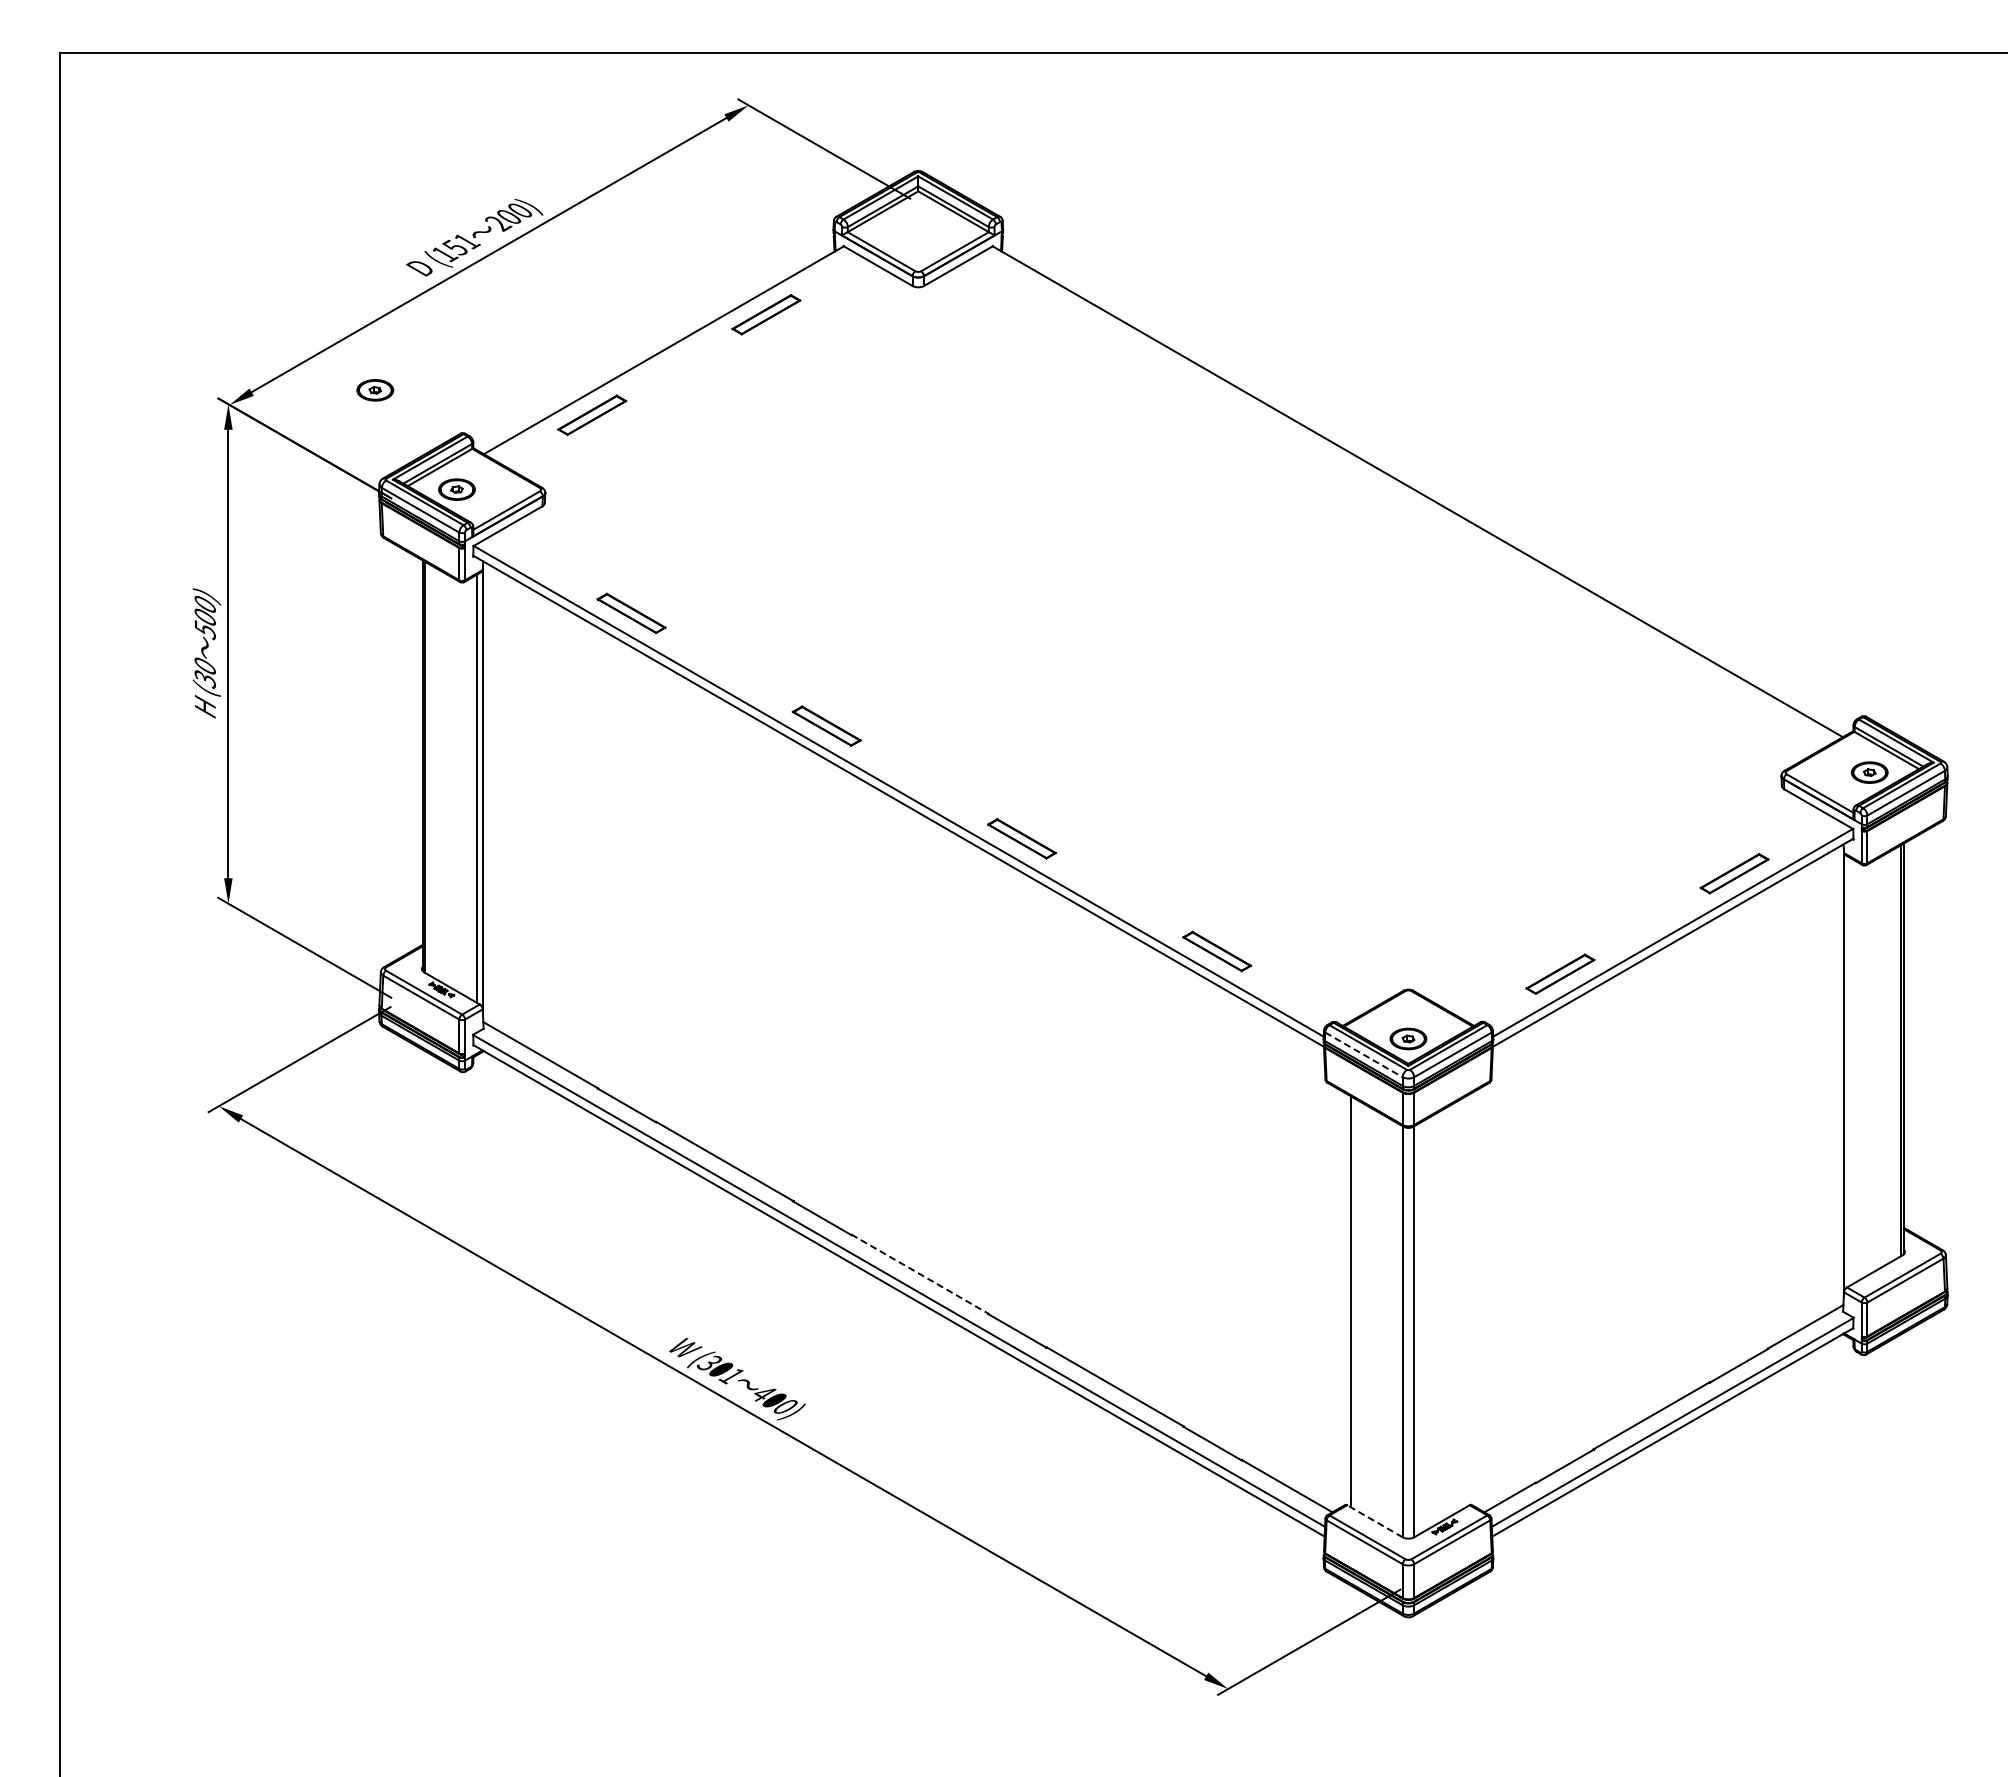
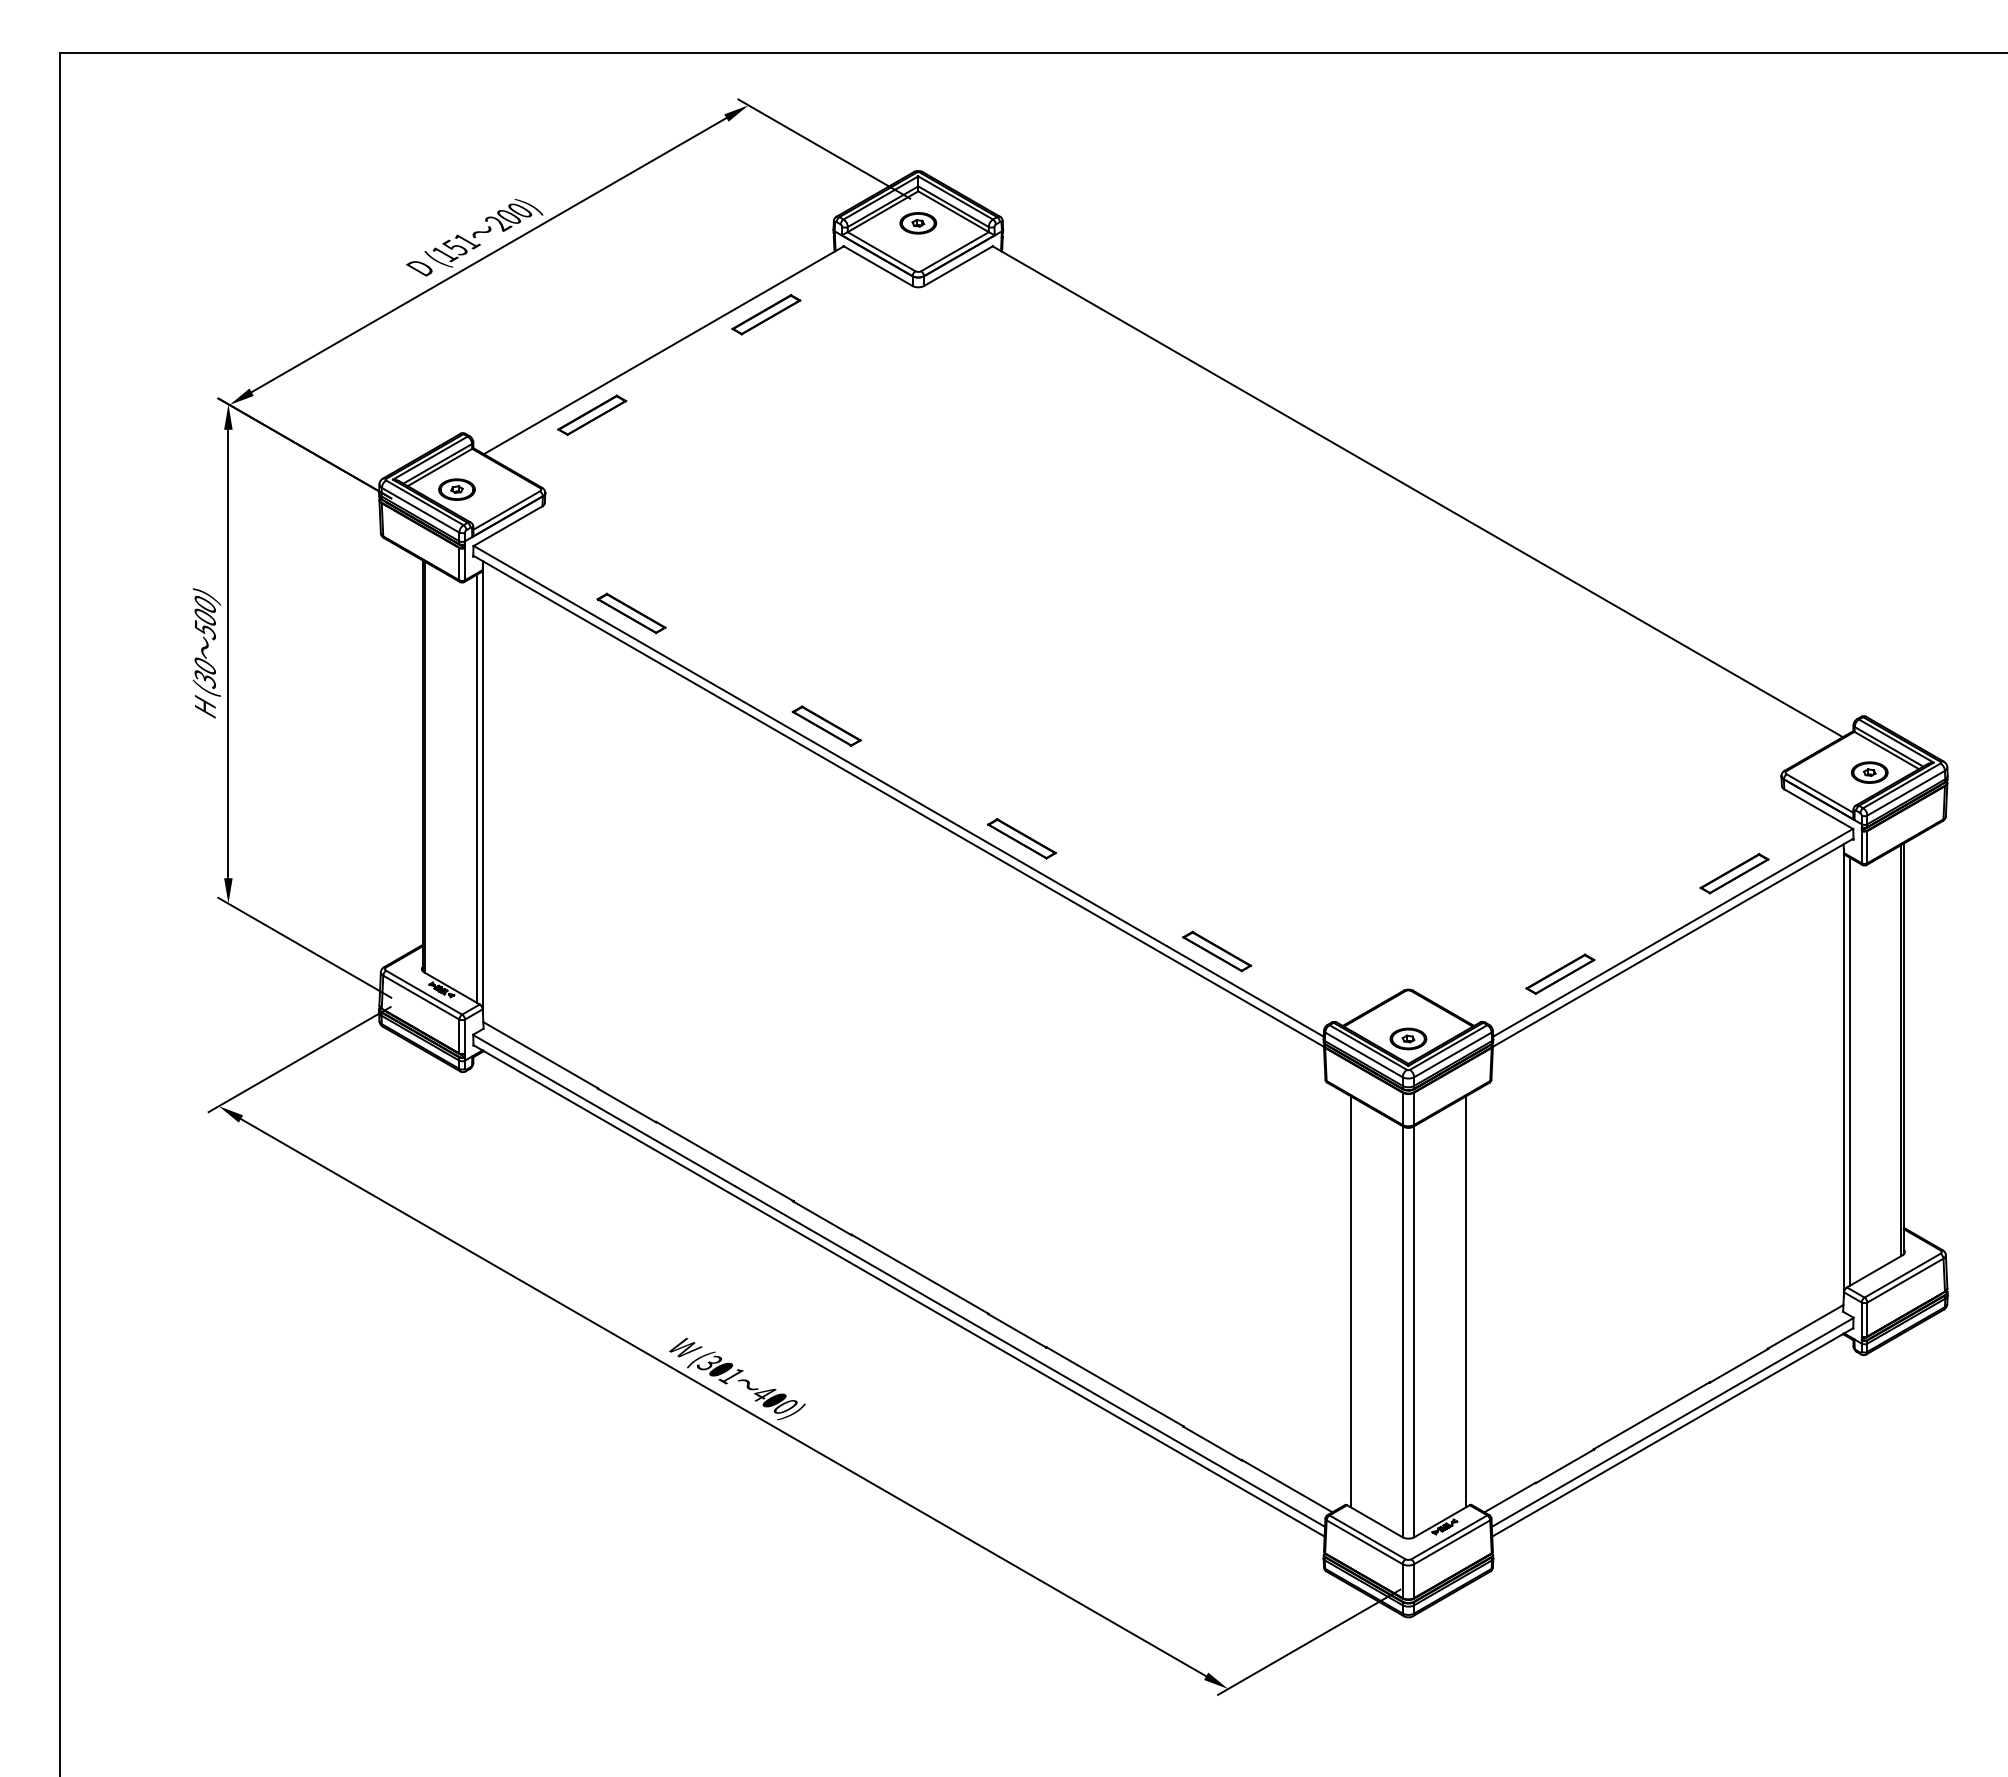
part position: (375, 390) -> (918, 223) (918, 223)
line: dashed -> solid (1363, 1054)
line: none -> present (1849, 1071)
line: dashed -> solid (920, 1274)
line: none -> present (1466, 1301)
line: dashed -> solid (1374, 1521)
